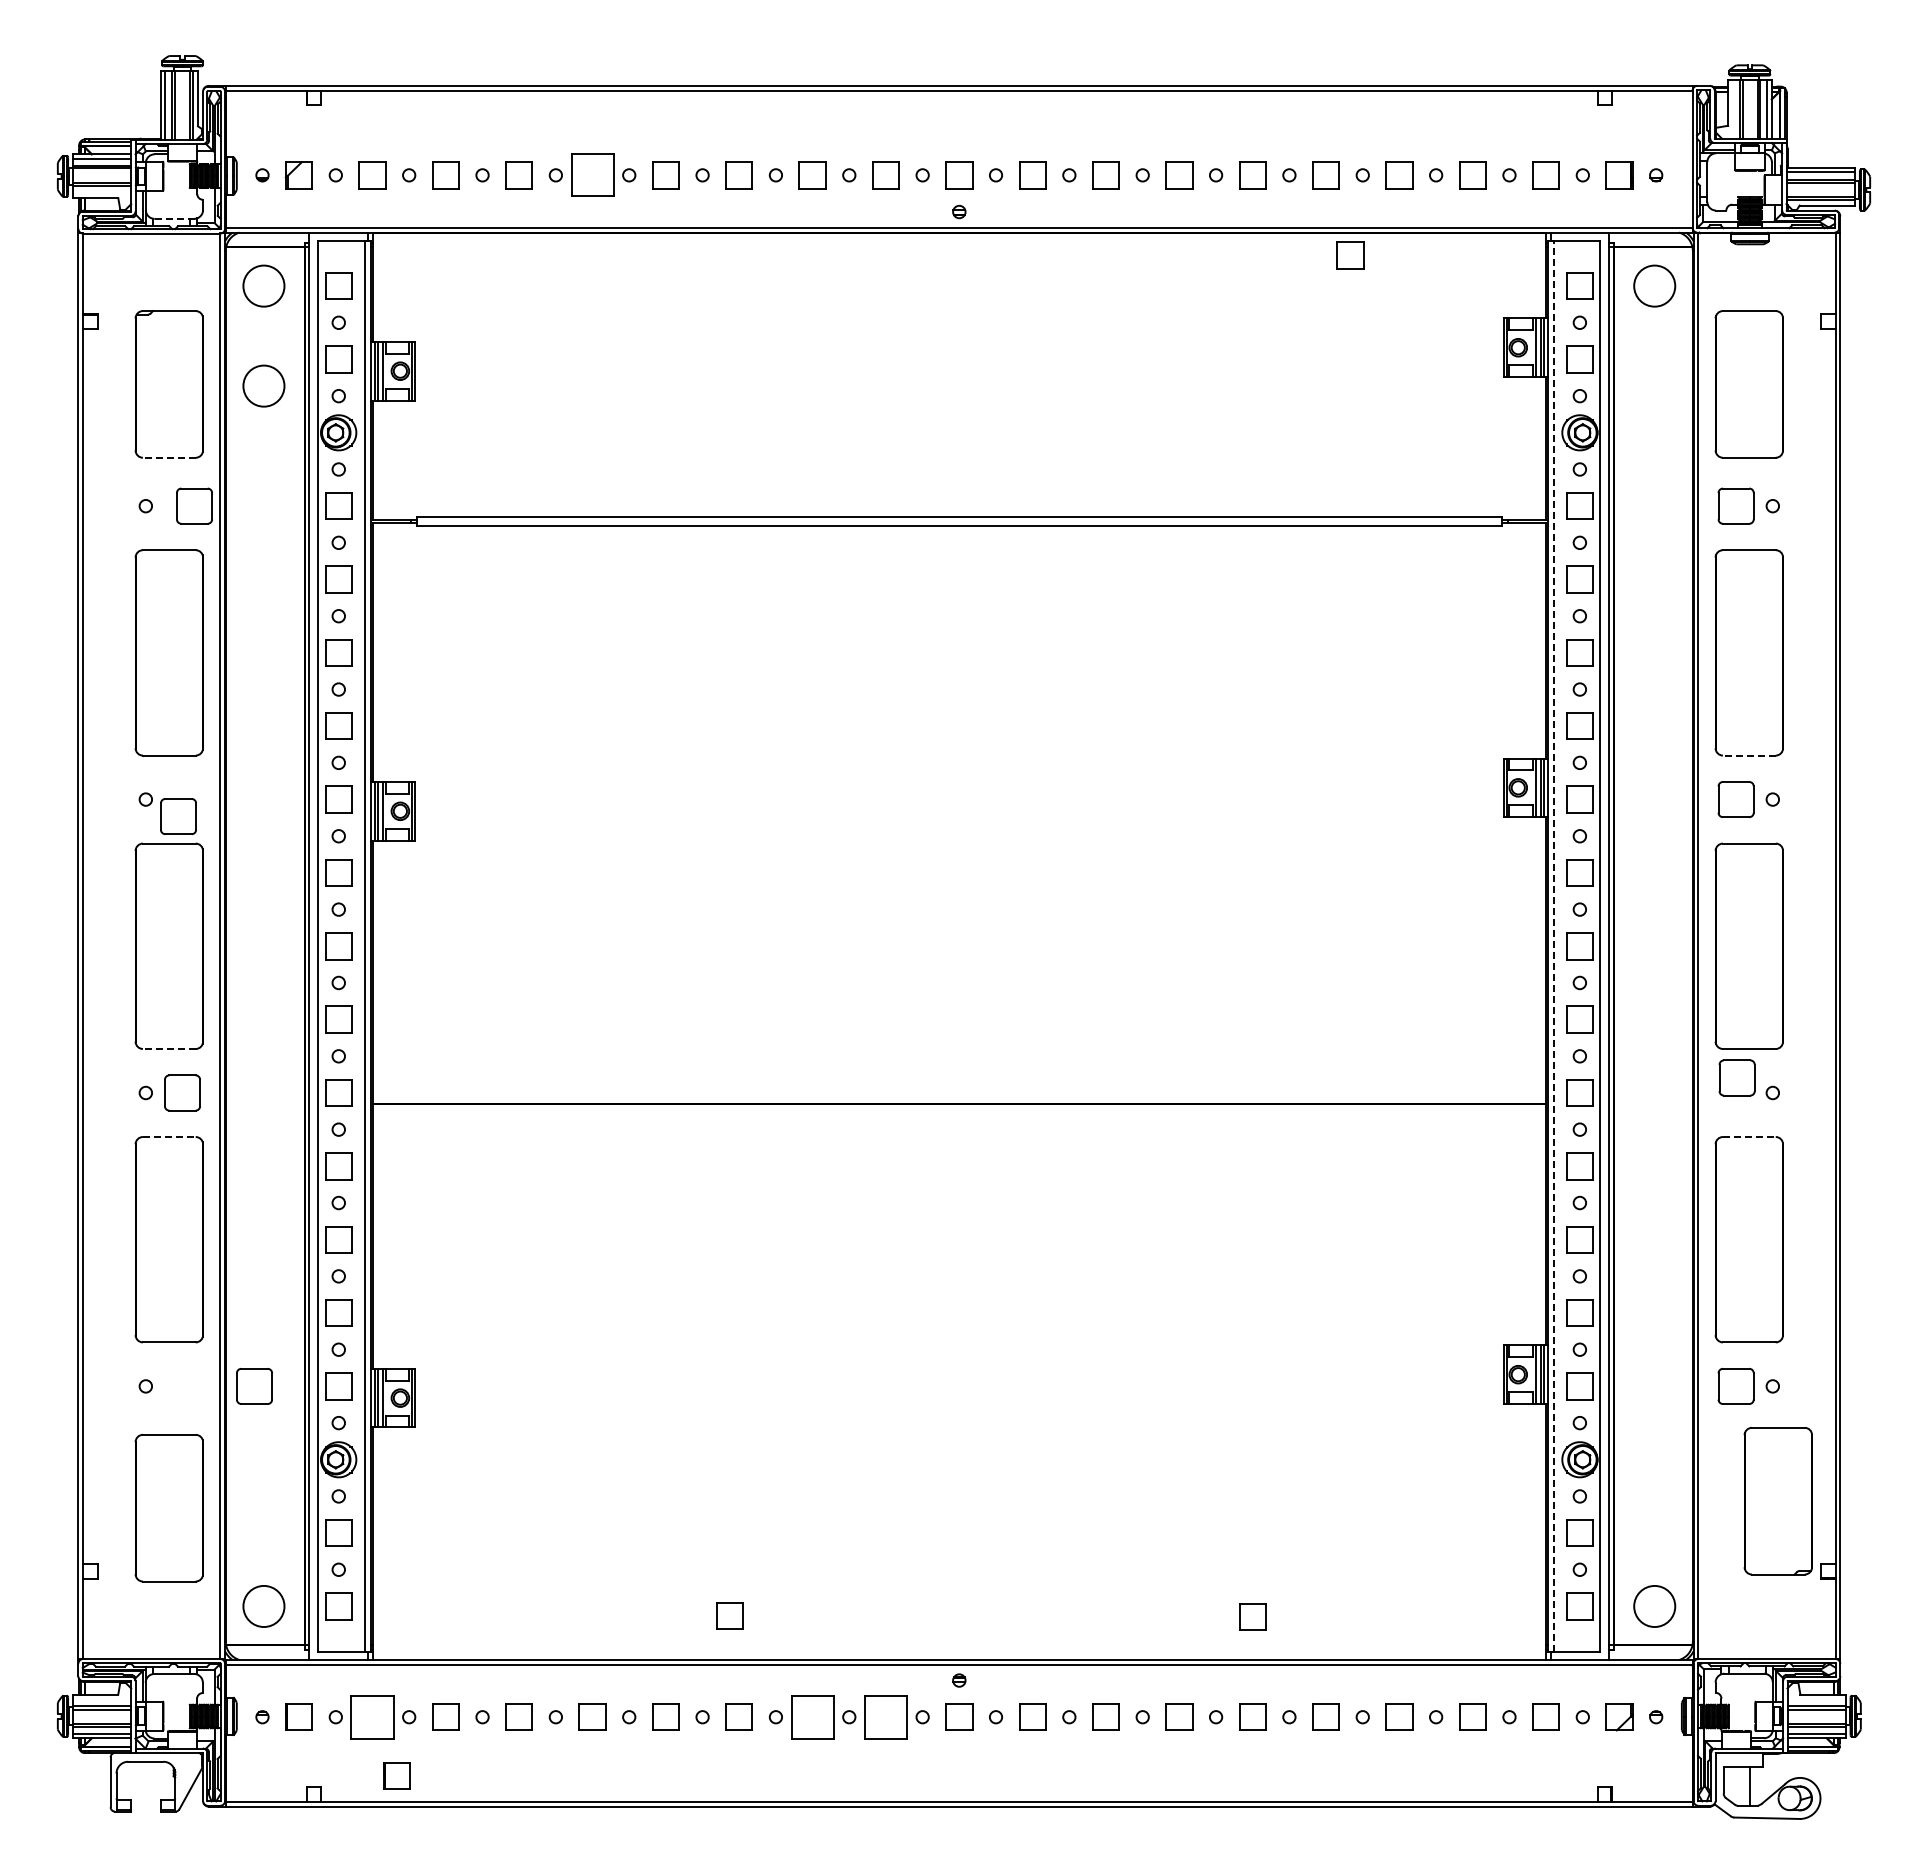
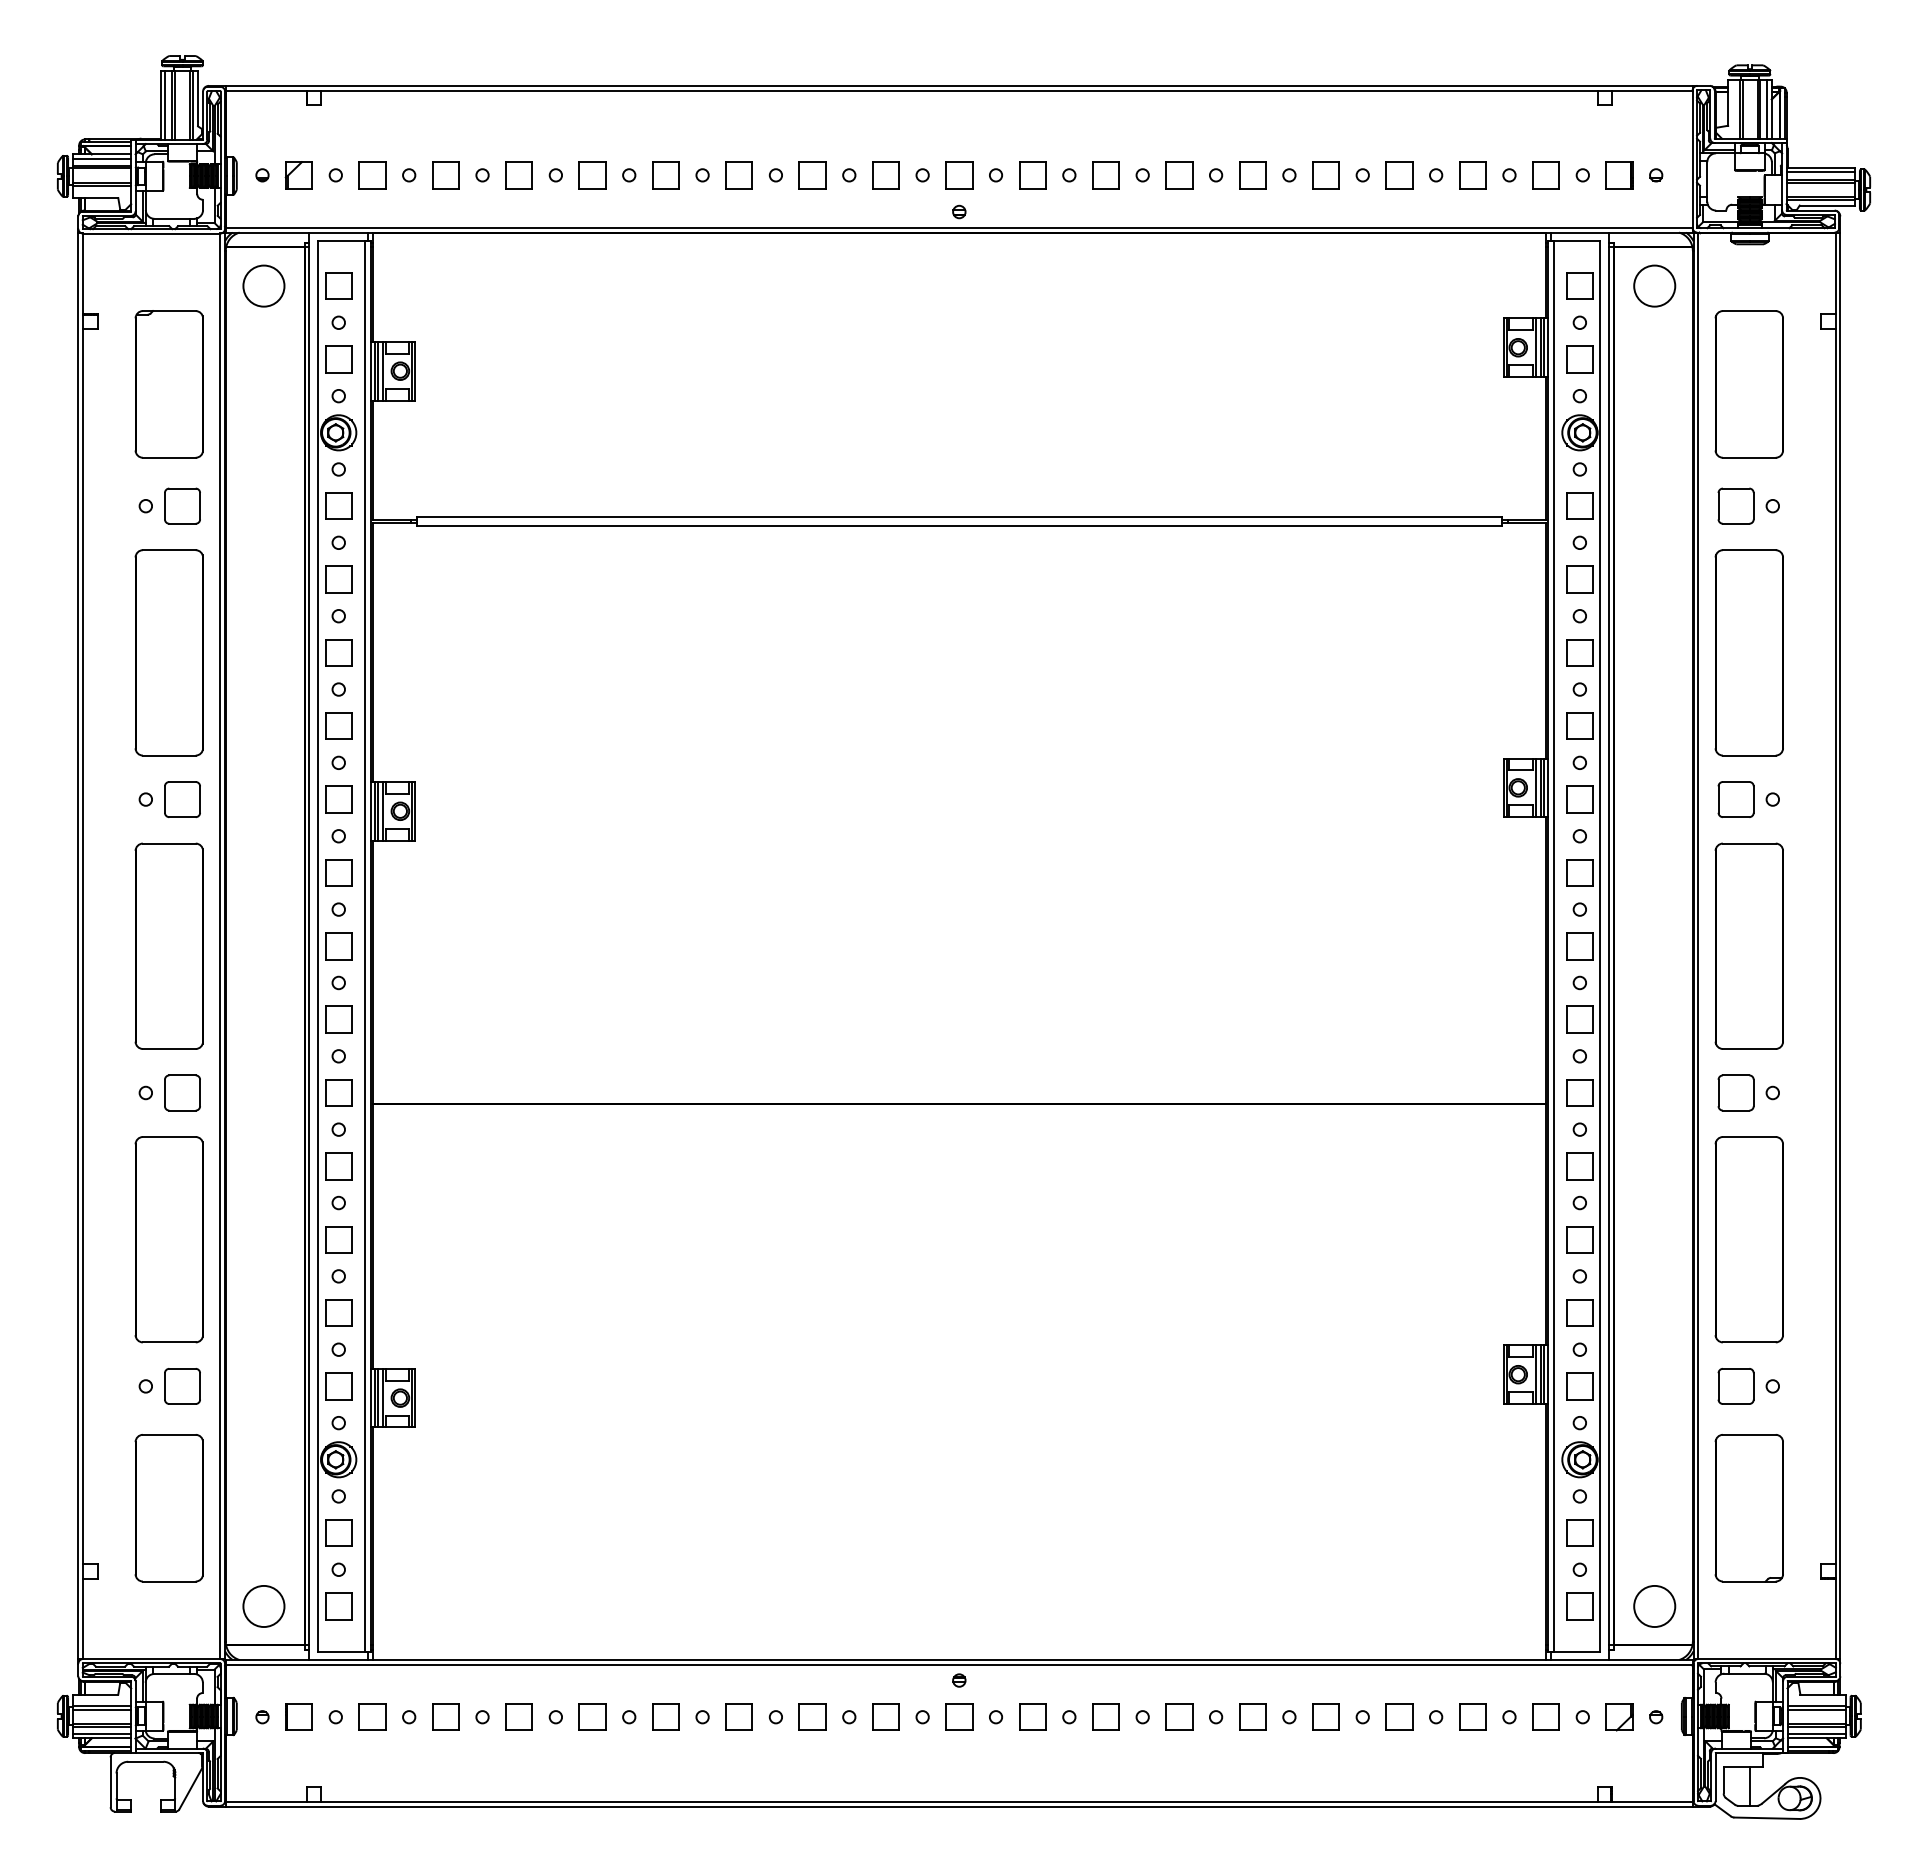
part size: 44x44 px -> 29x29 px (592, 175)
line: dashed -> solid (172, 218)
part: present -> none (1350, 255)
circle: present -> none (263, 385)
line: dashed -> solid (168, 457)
part position: (194, 505) -> (182, 505) (182, 505)
line: dashed -> solid (1748, 755)
part position: (178, 816) -> (182, 799) (182, 799)
line: dashed -> solid (1553, 946)
line: dashed -> solid (168, 1048)
part position: (1736, 1077) -> (1735, 1092) (1735, 1092)
line: dashed -> solid (169, 1137)
line: dashed -> solid (1749, 1137)
part position: (254, 1386) -> (182, 1386) (182, 1386)
part position: (1777, 1501) -> (1748, 1508) (1748, 1508)
part: present -> none (729, 1615)
part: present -> none (1252, 1616)
part size: 45x45 px -> 29x28 px (372, 1716)
part size: 44x45 px -> 29x28 px (812, 1716)
part size: 44x45 px -> 28x28 px (885, 1716)
part: present -> none (396, 1775)
